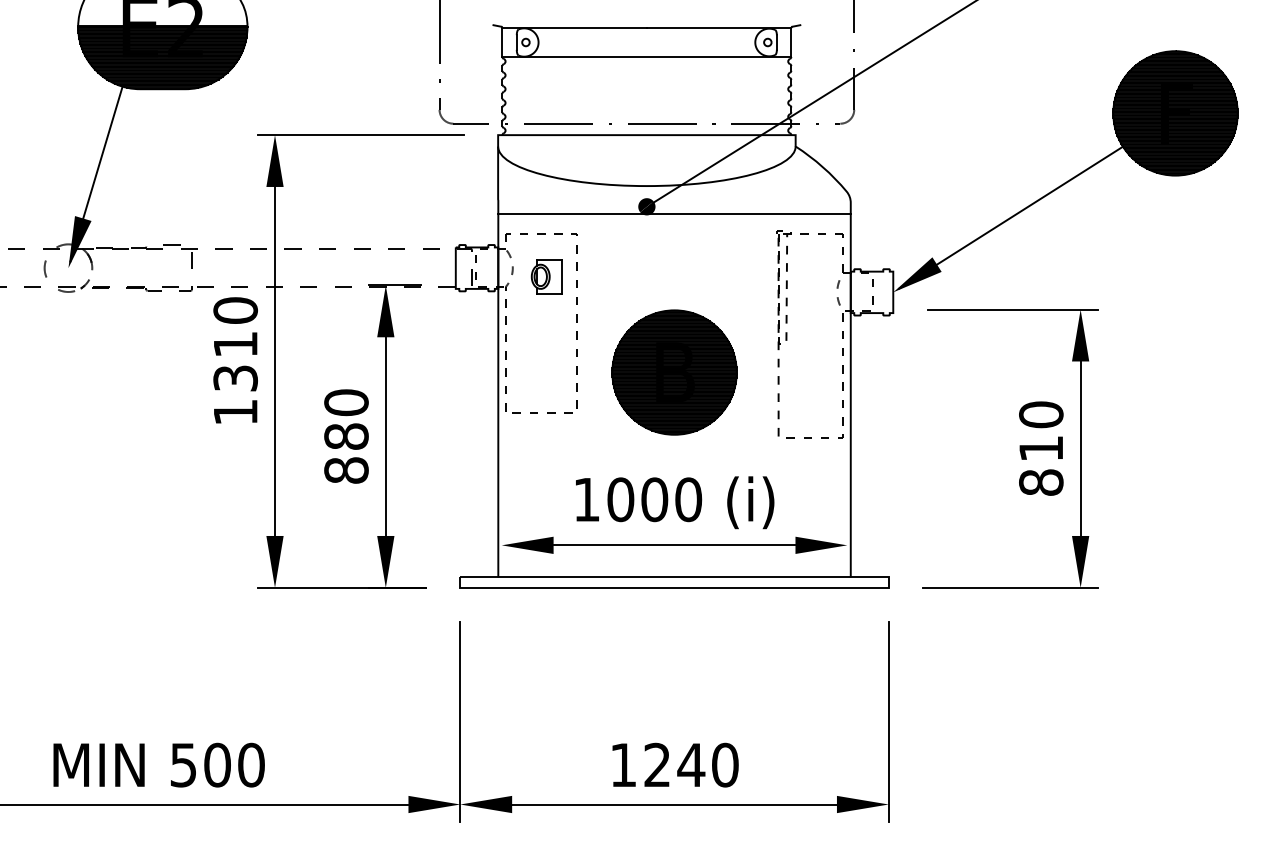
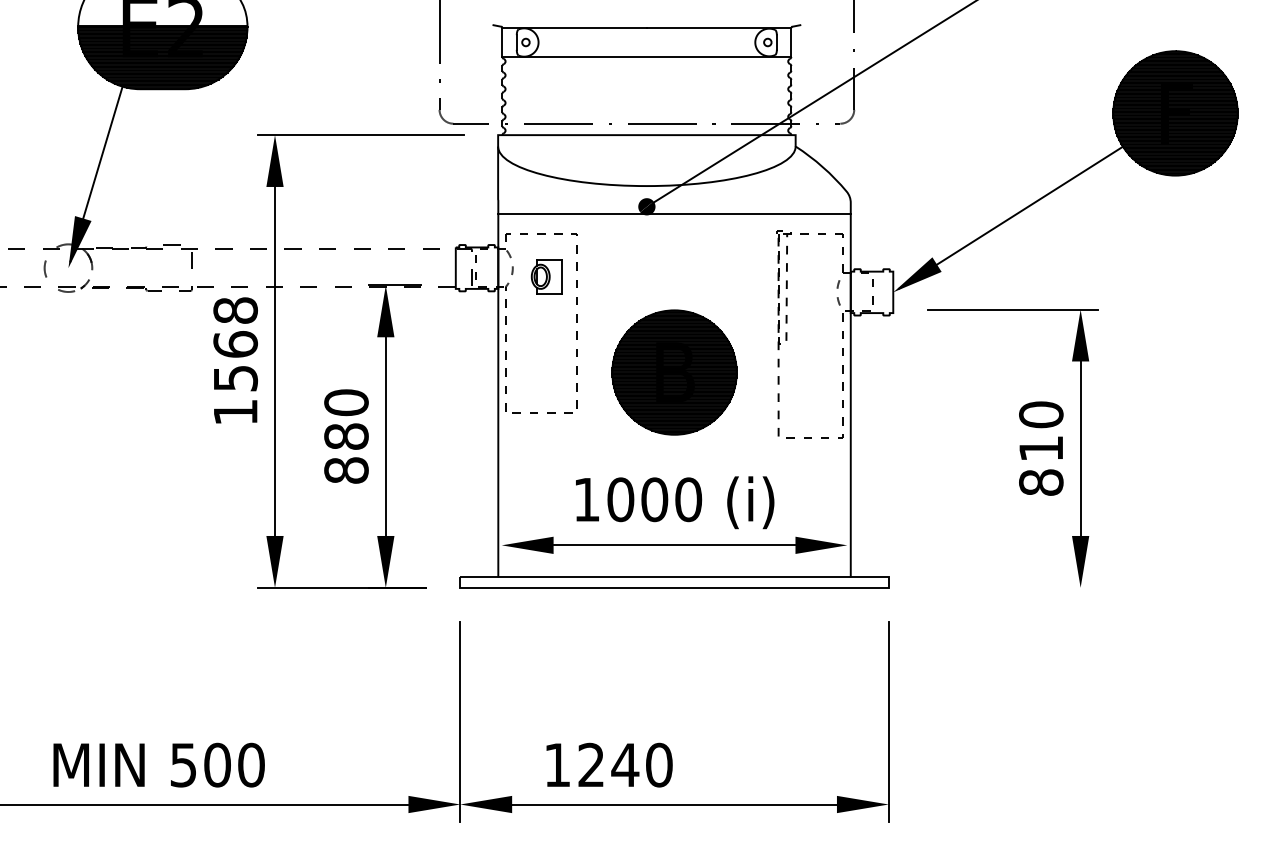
text: 1310 -> 1568 (235, 343)
line: present -> none (1010, 587)
text position: (675, 764) -> (609, 764) (609, 764)
